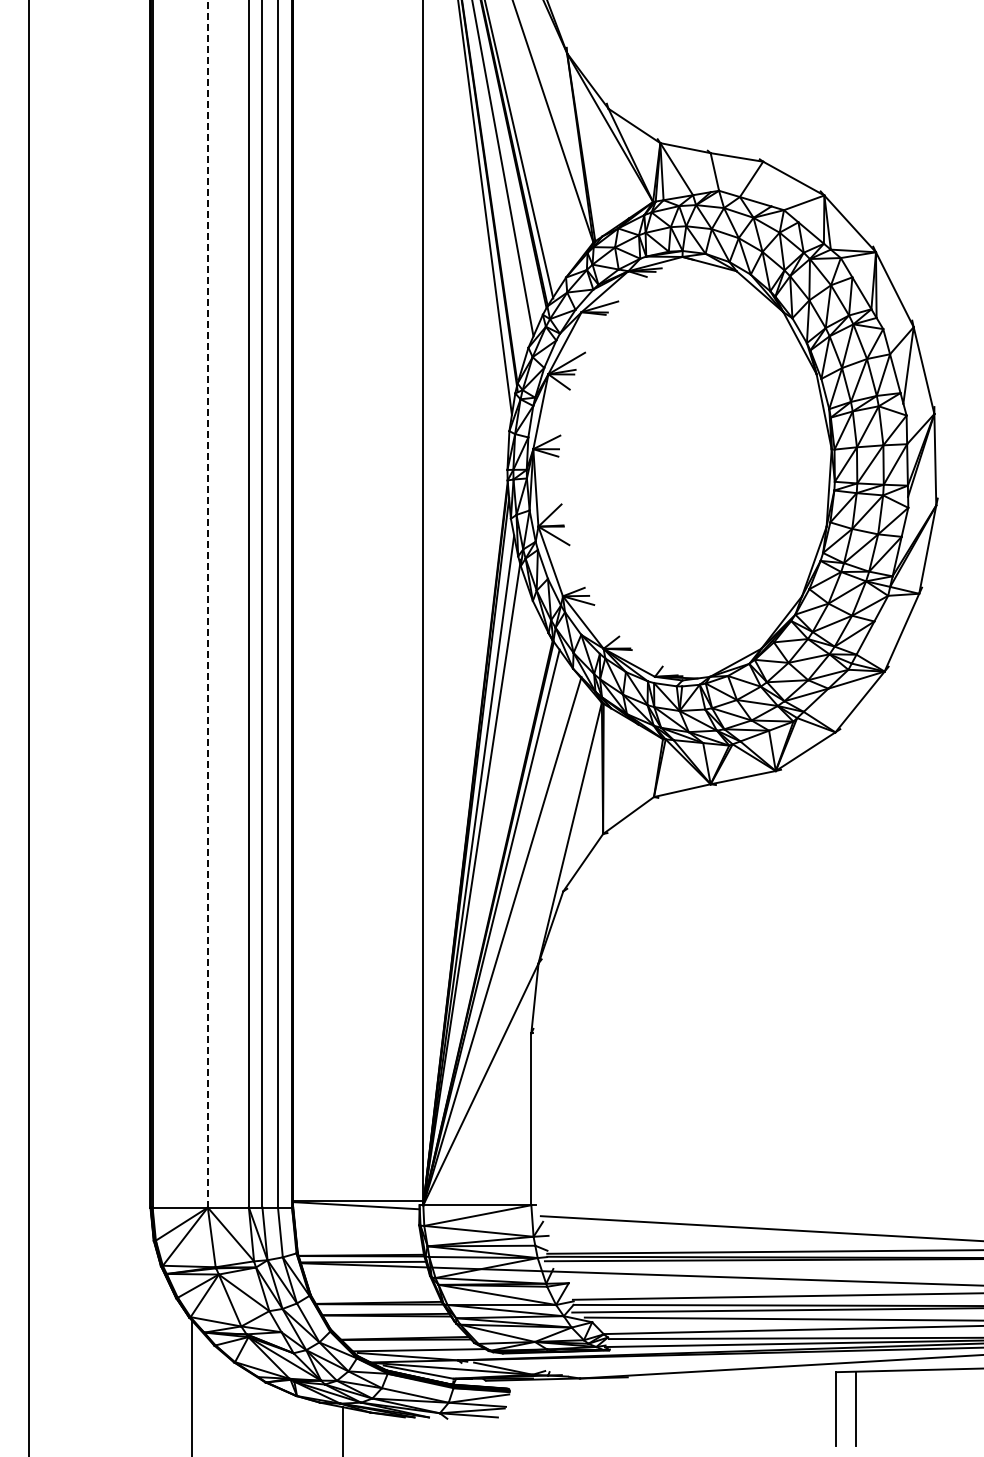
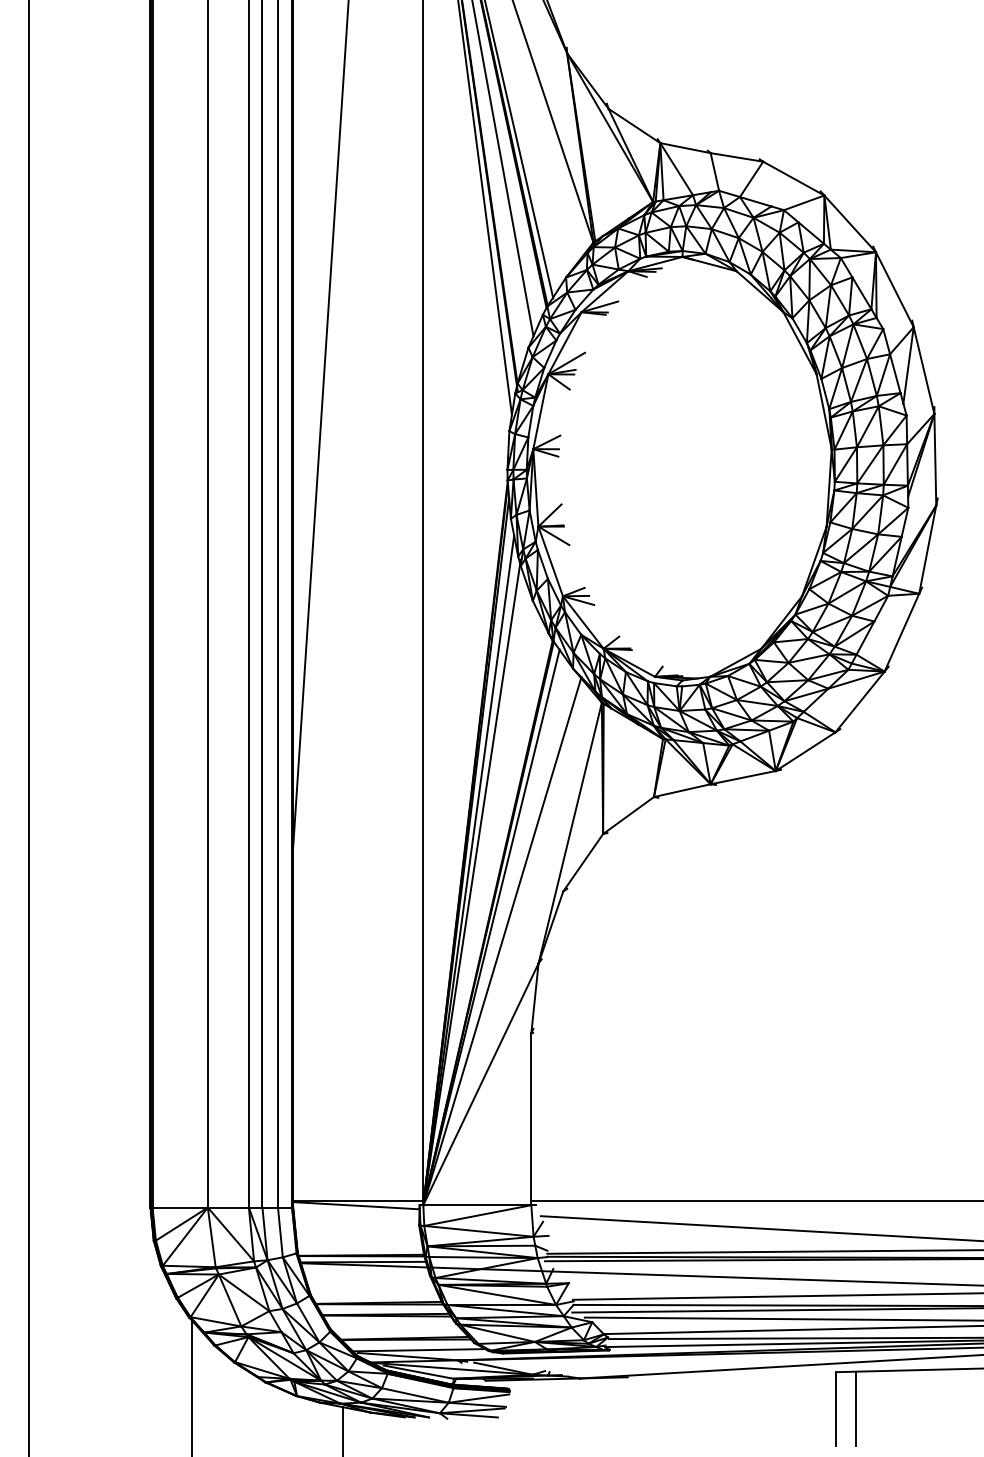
line: none -> present (320, 423)
line: dashed -> solid (207, 603)
line: none -> present (756, 1200)
